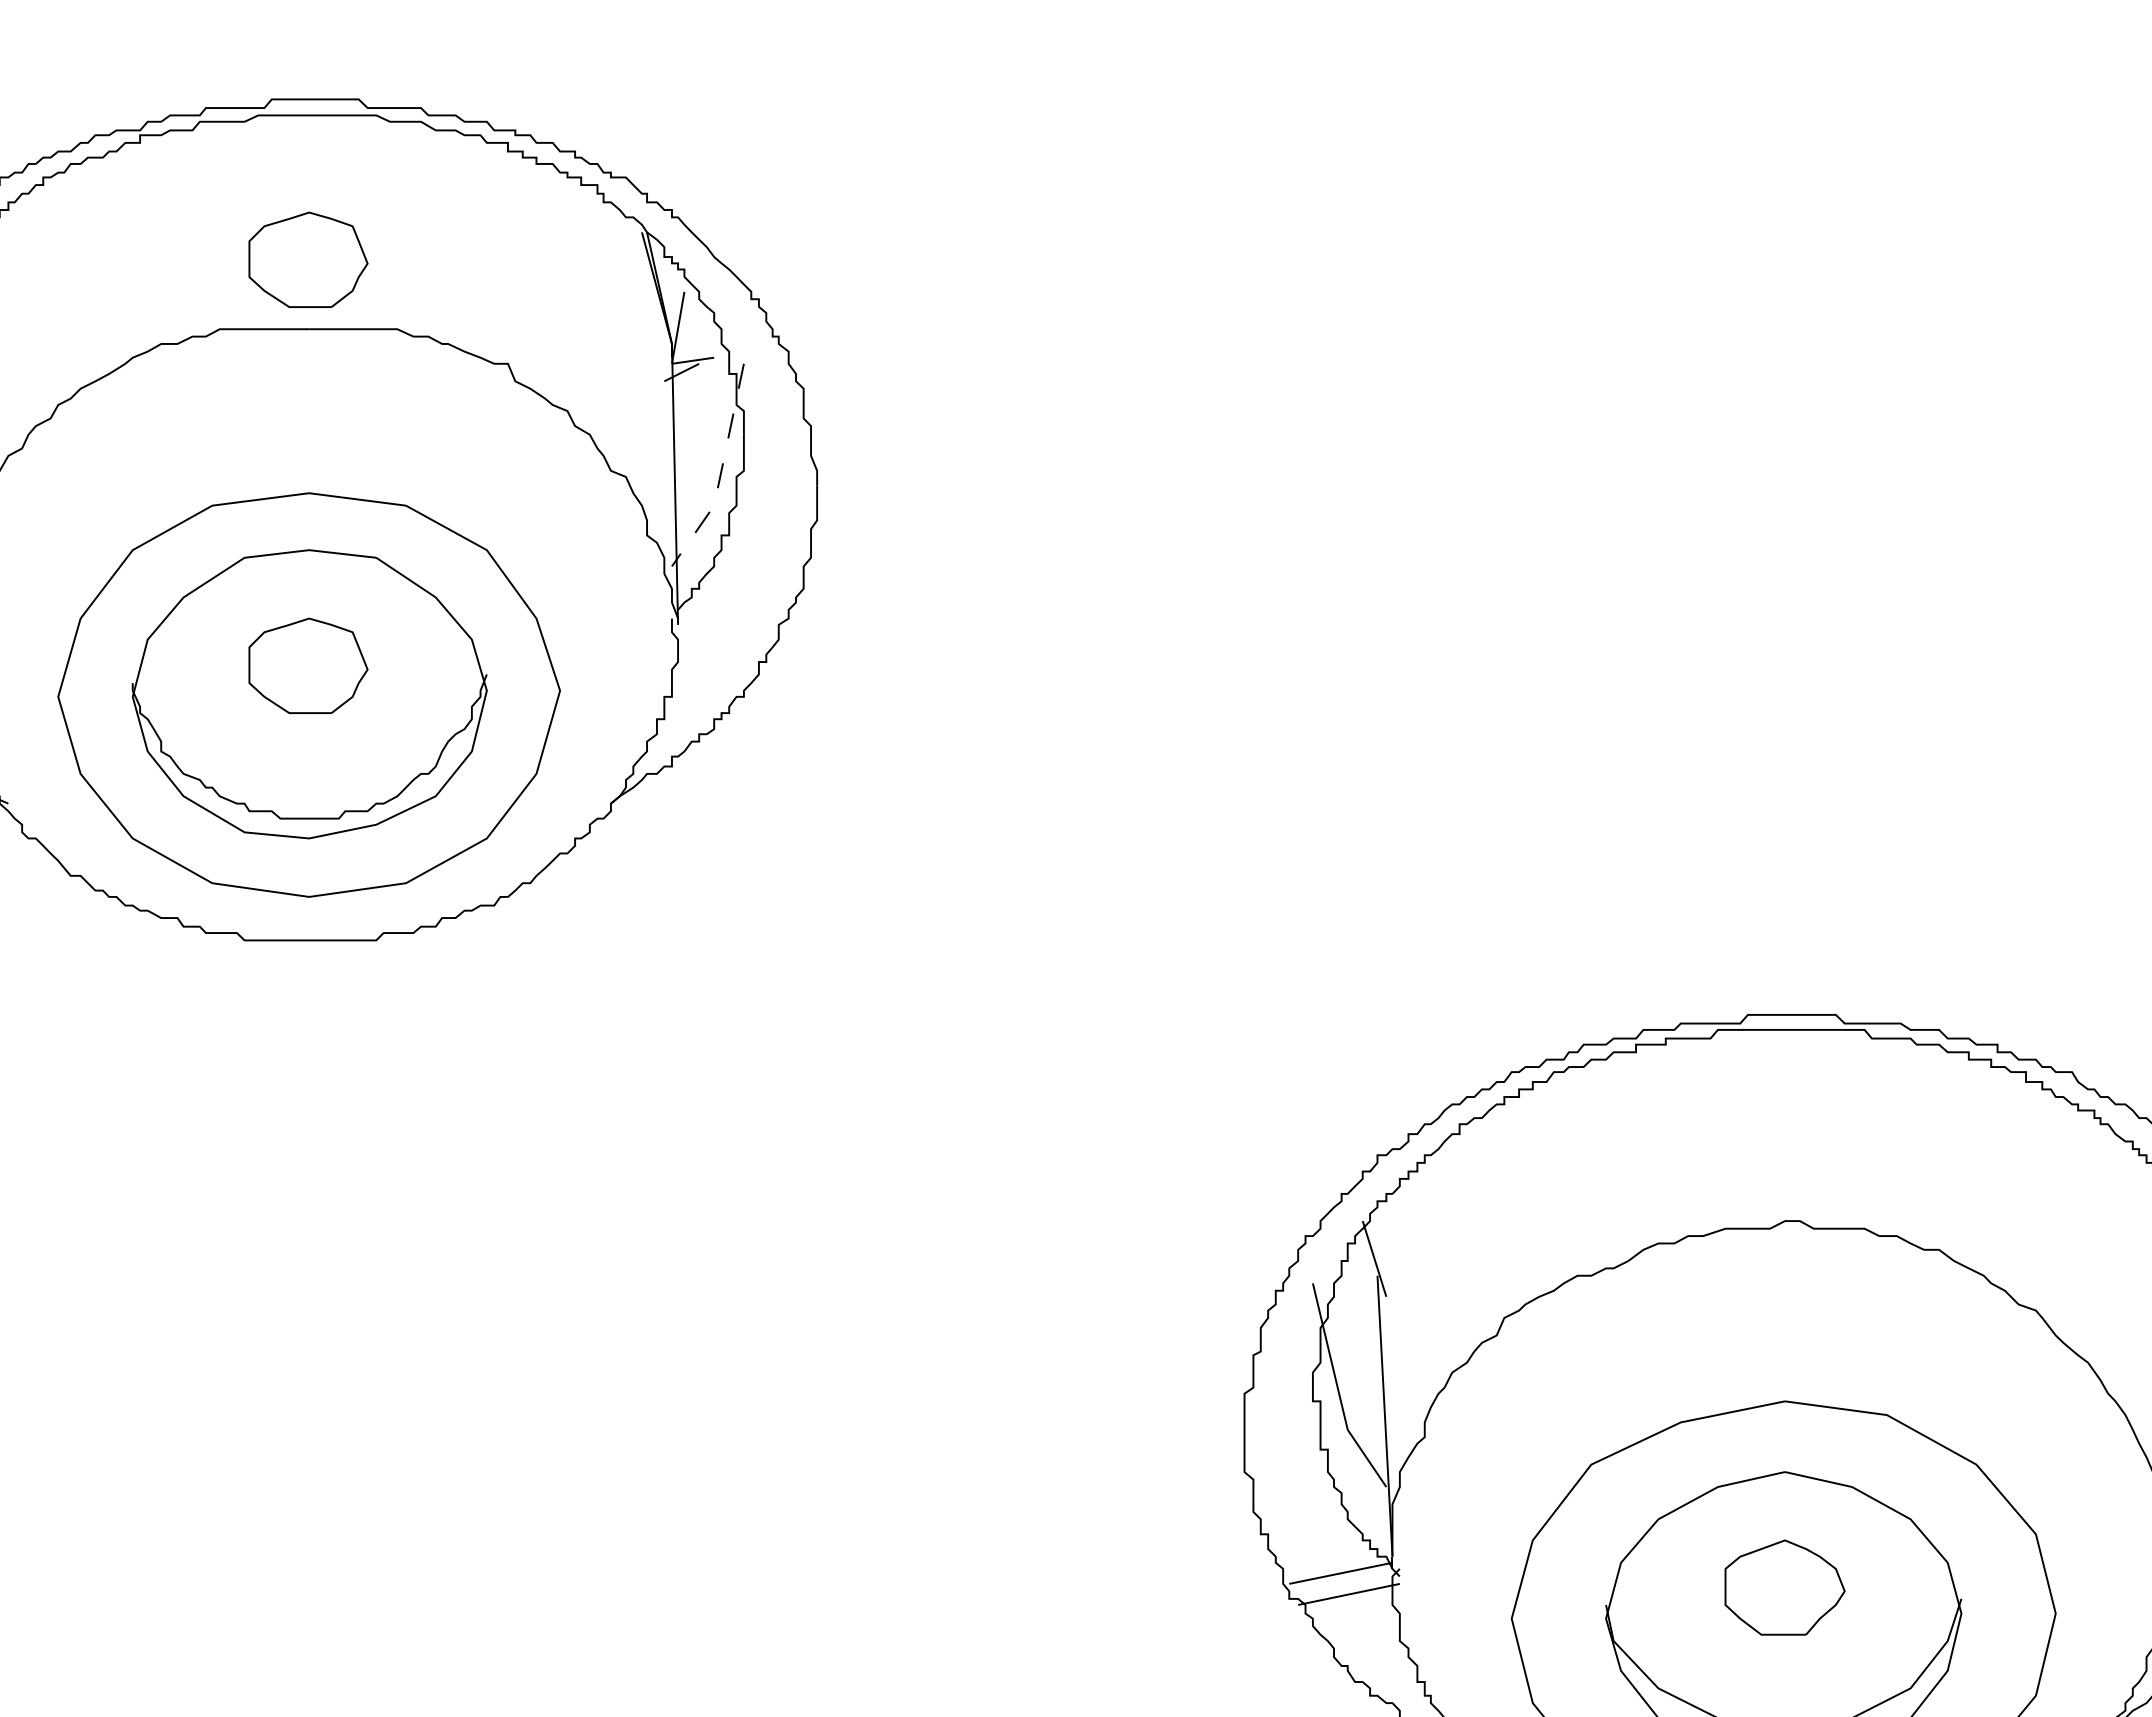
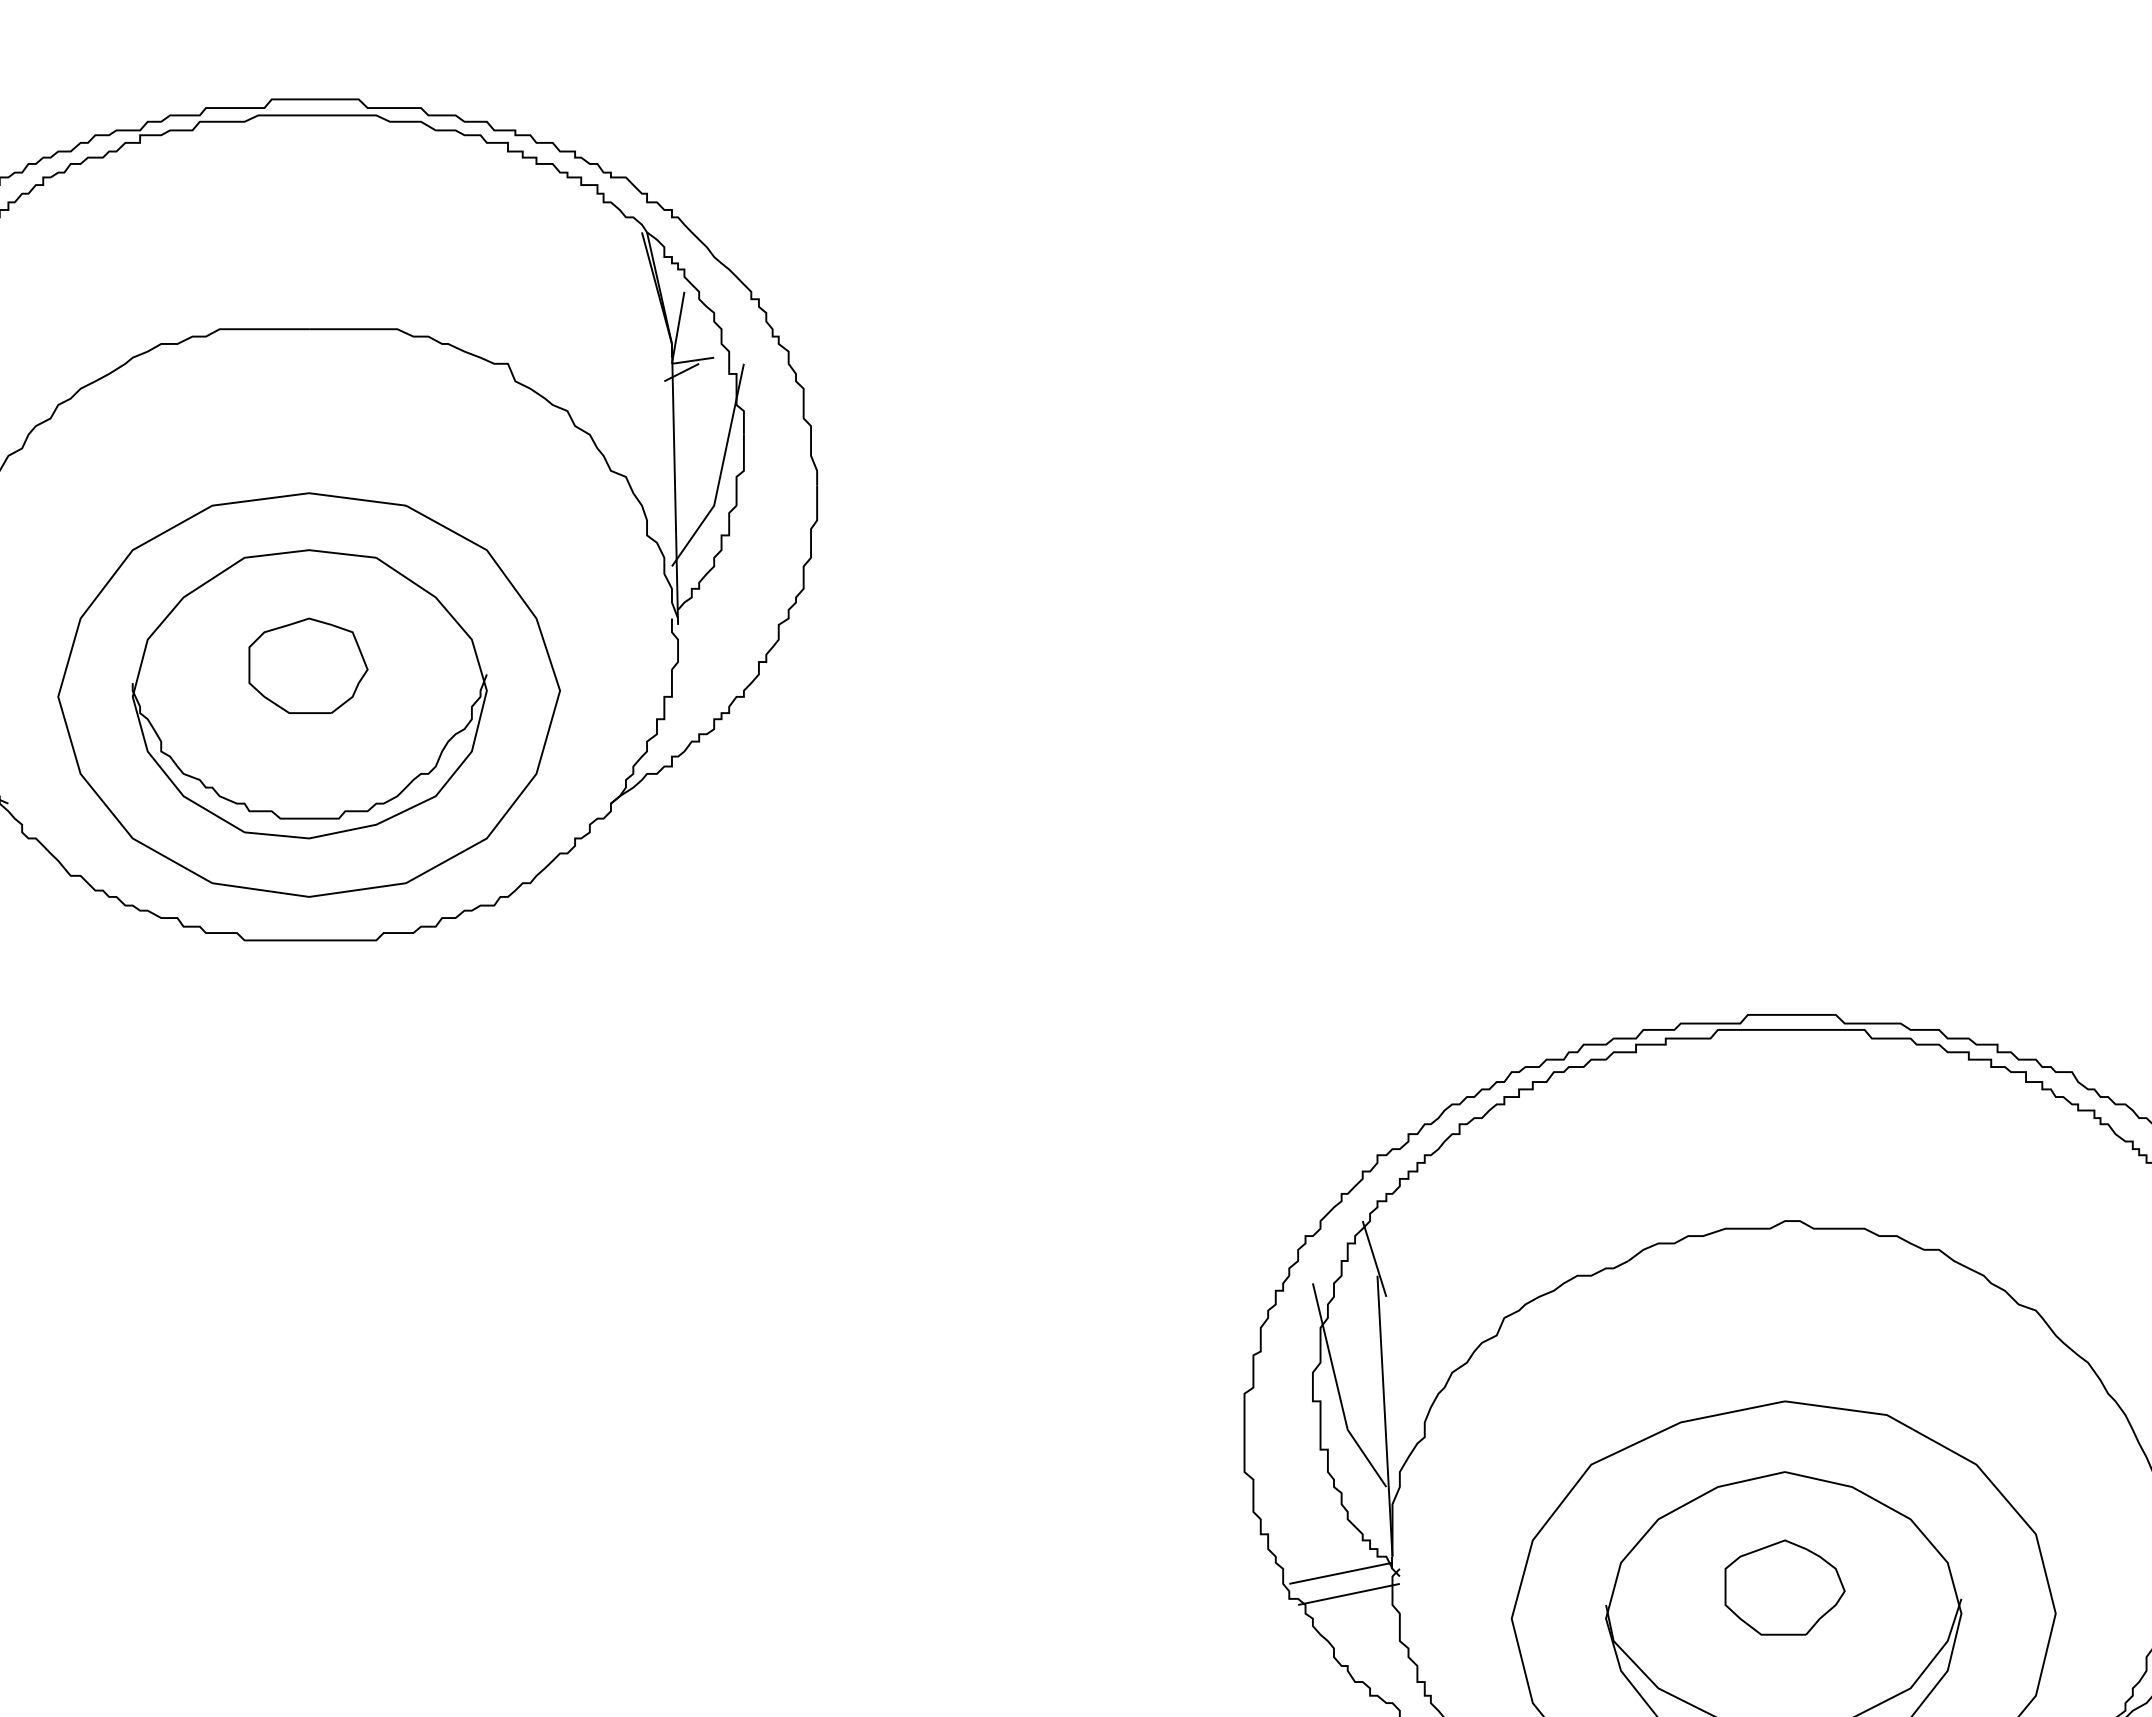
part: present -> none (308, 259)
line: dashed -> solid (721, 471)
